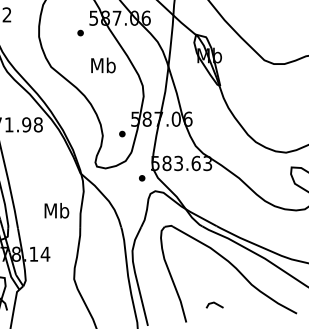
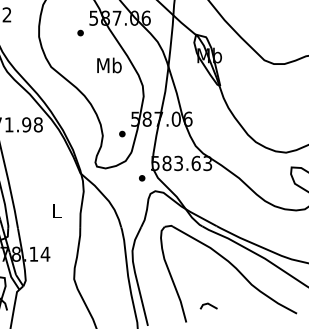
text position: (103, 65) -> (109, 65) (109, 65)
text: Mb -> L (56, 210)
line position: (214, 303) -> (208, 304) (208, 304)
